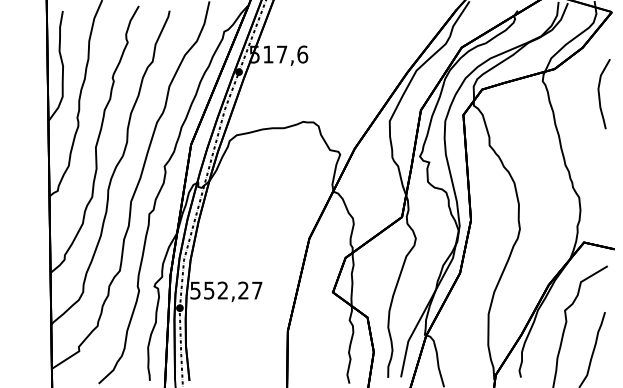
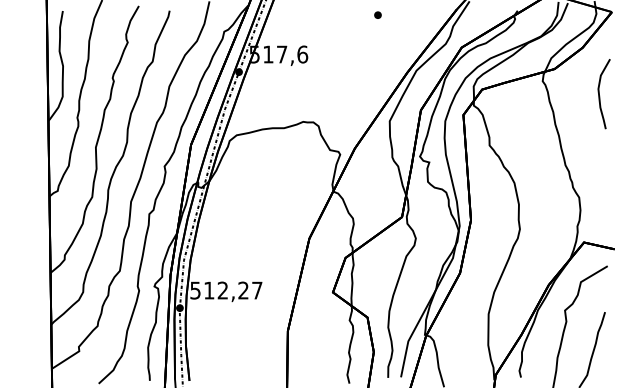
part: none -> present (377, 14)
text: 552,27 -> 512,27 (209, 290)
